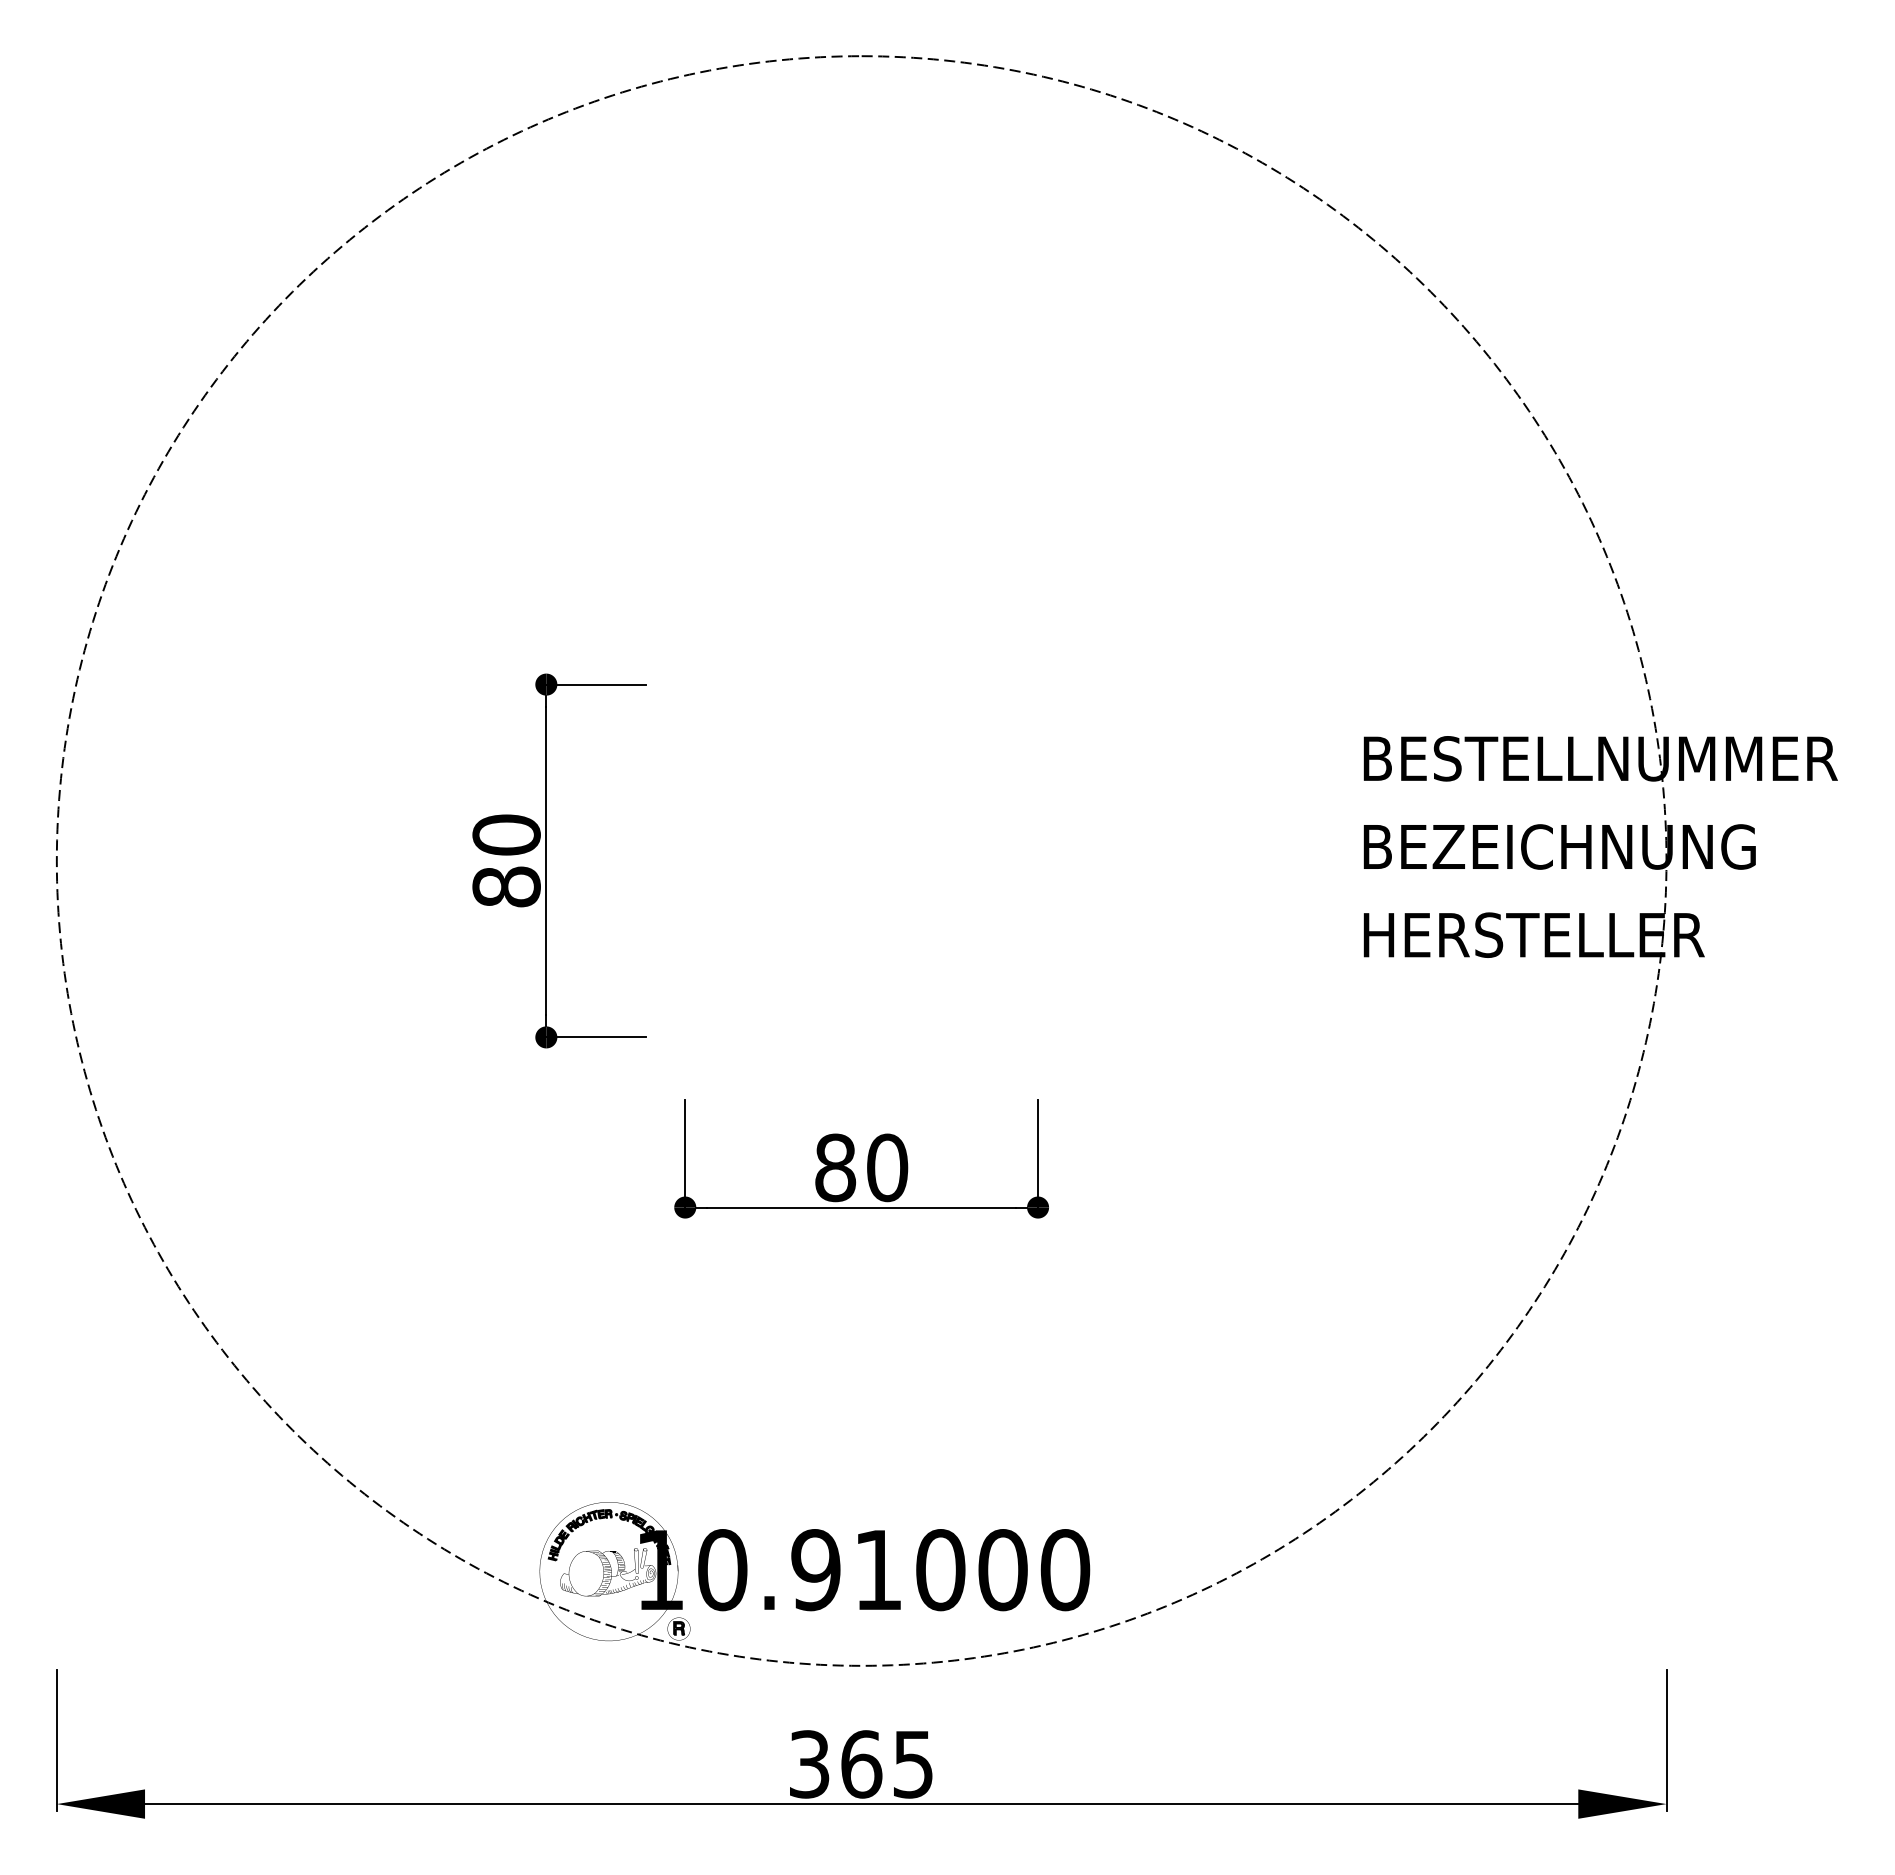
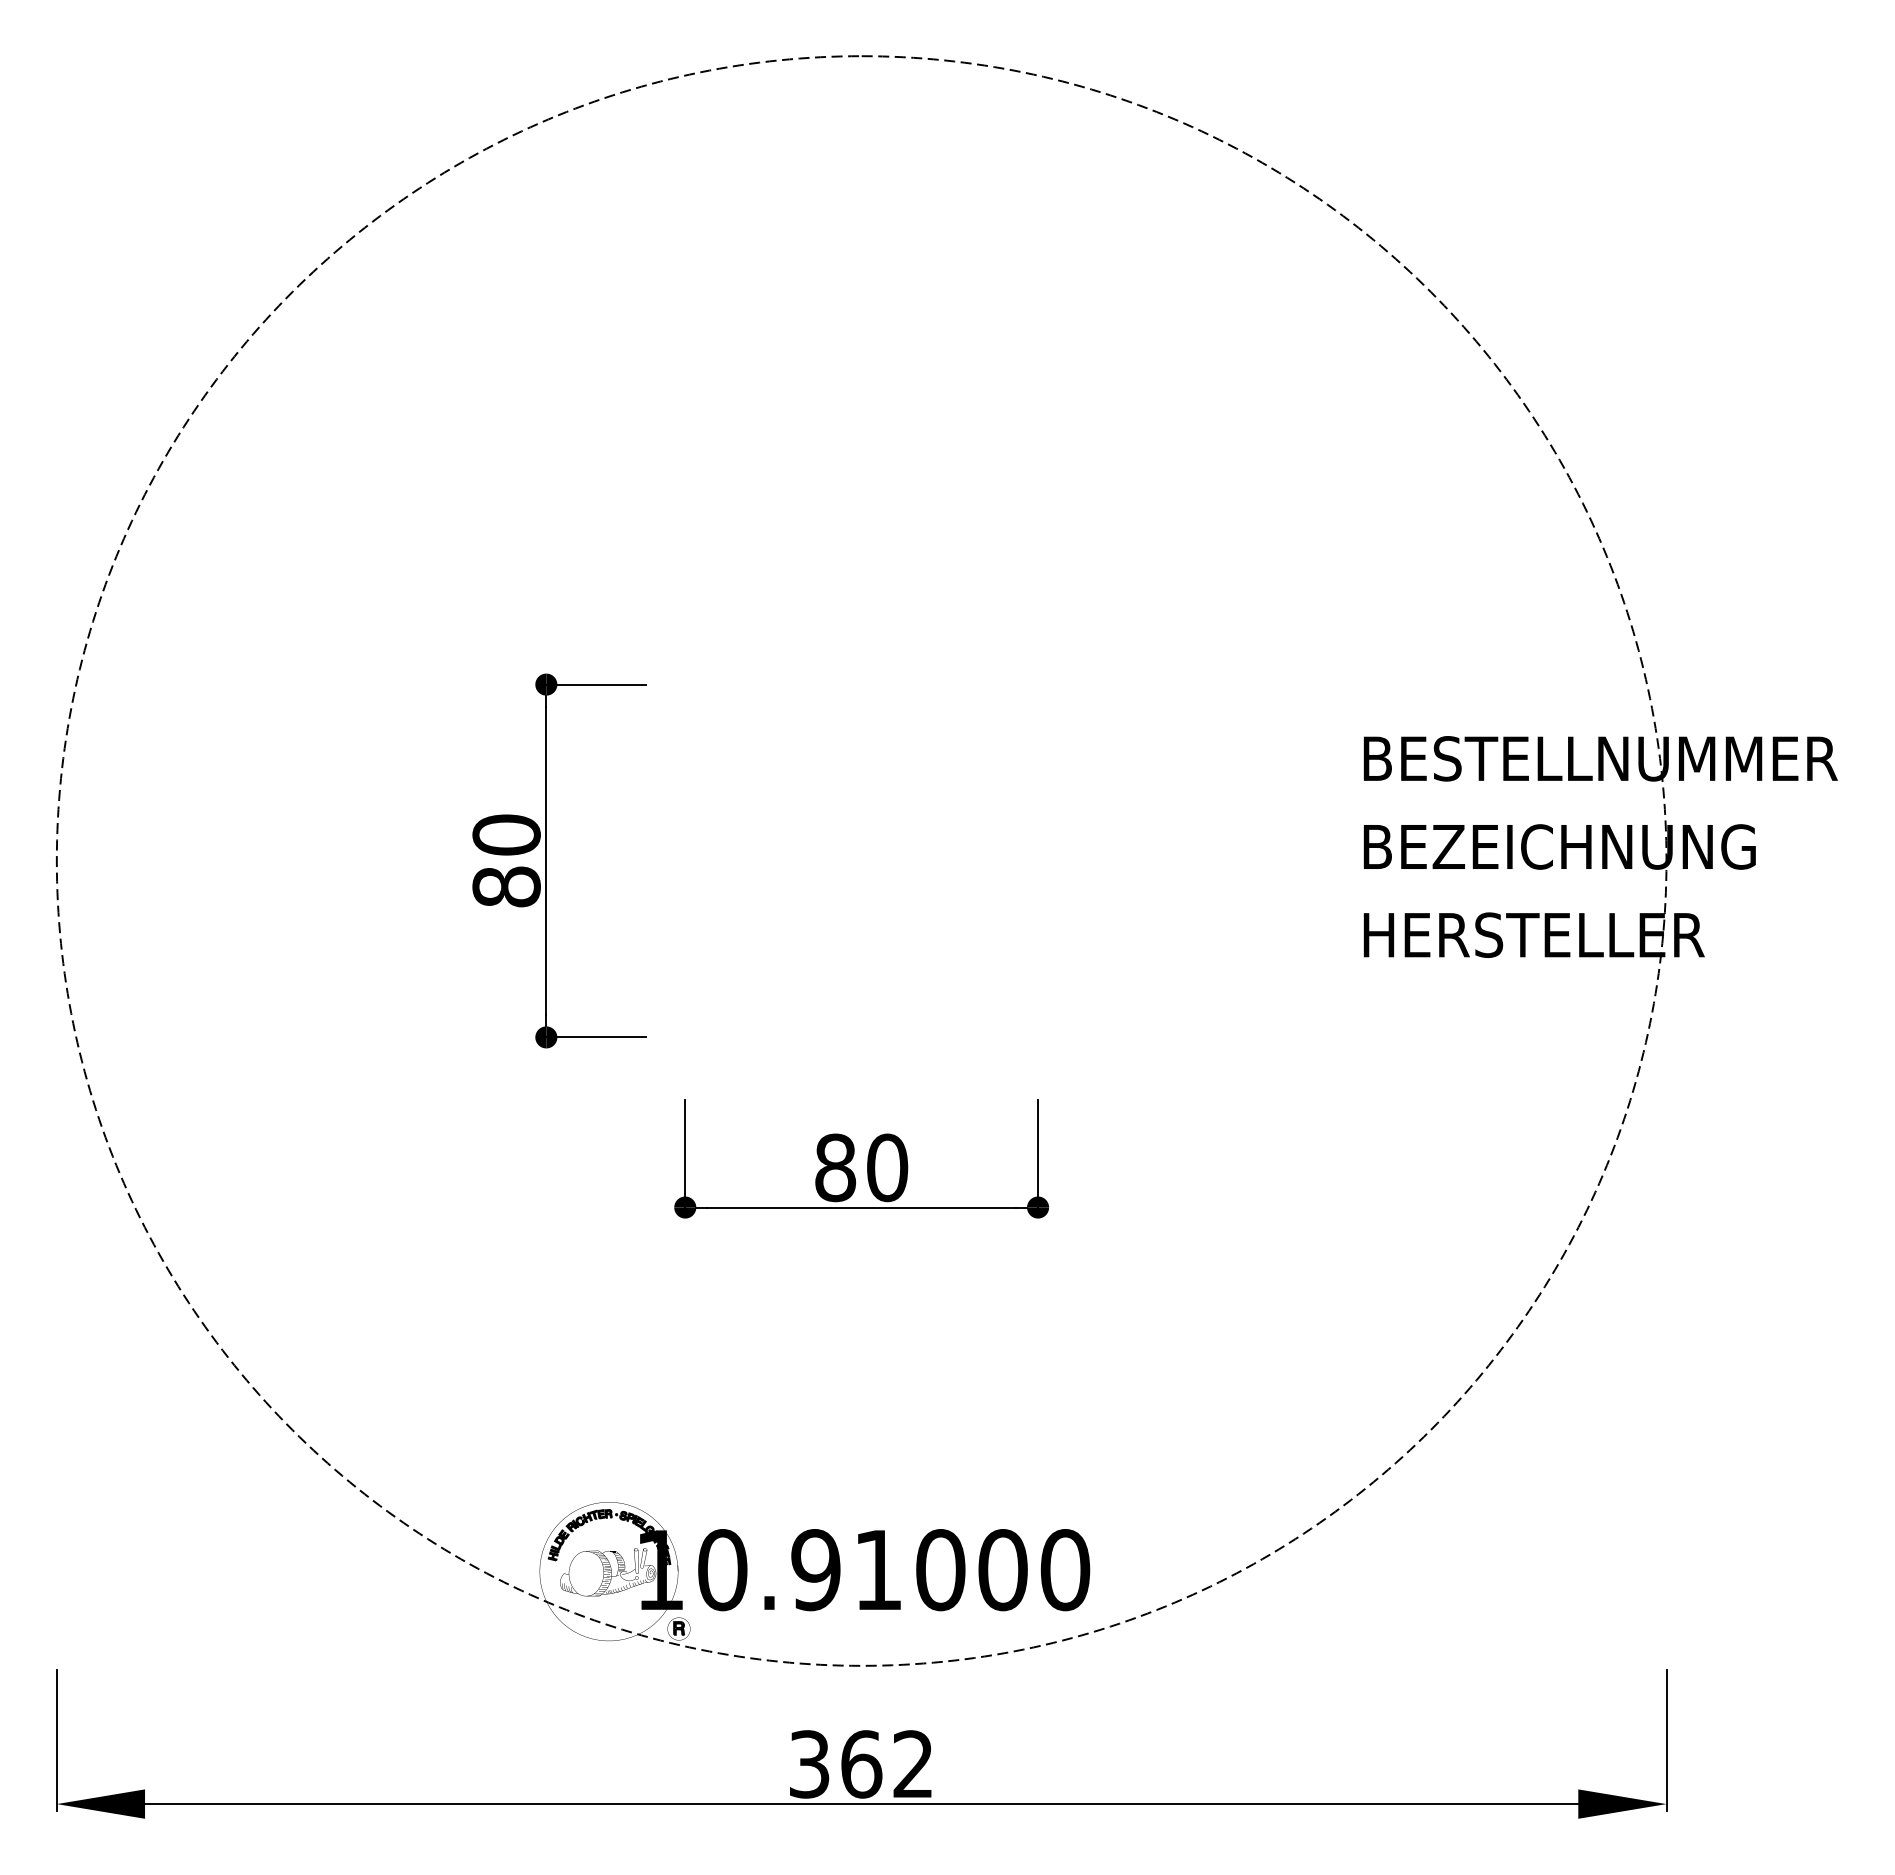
text: 365 -> 362 (912, 1764)
